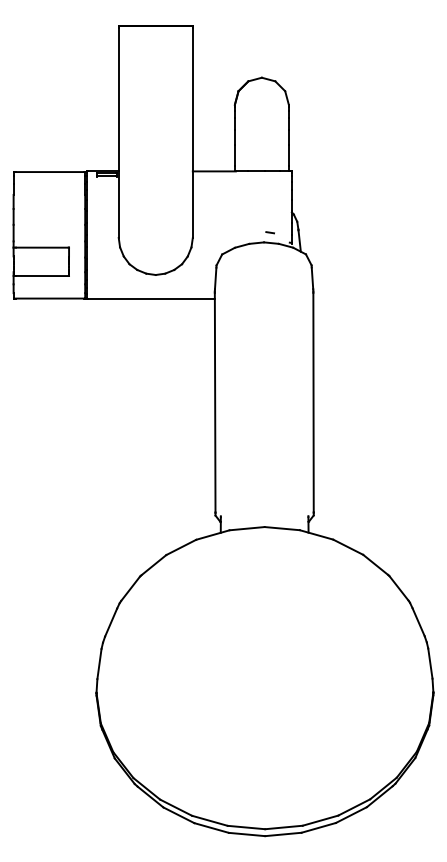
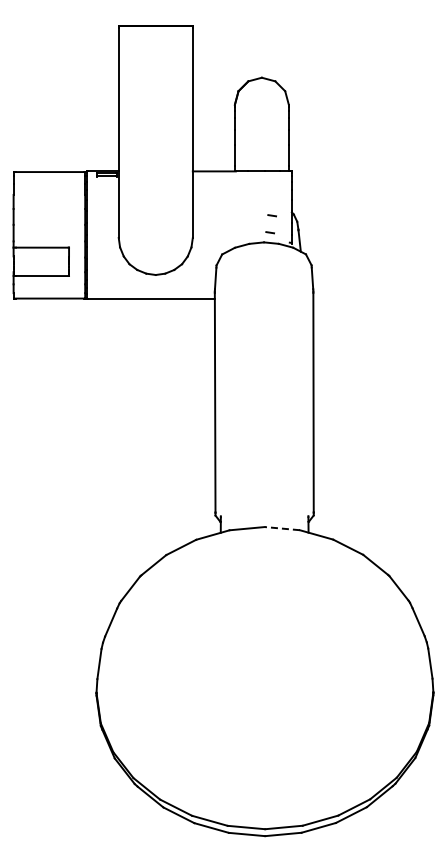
line: none -> present (271, 215)
line: solid -> dashed (282, 528)
